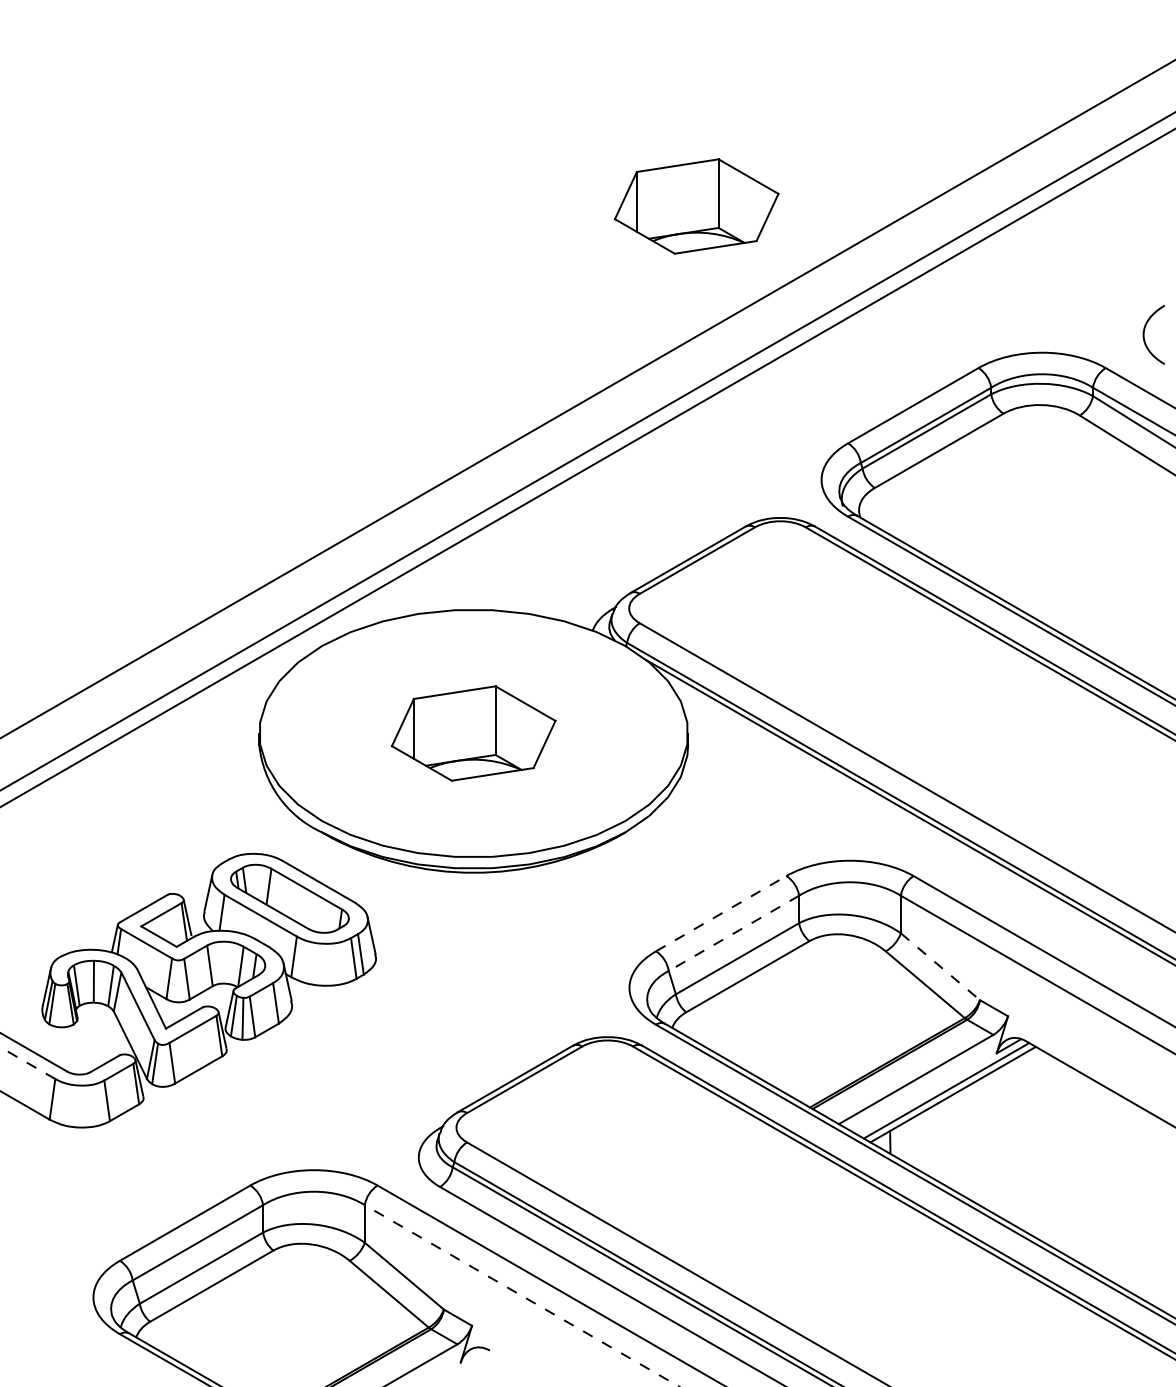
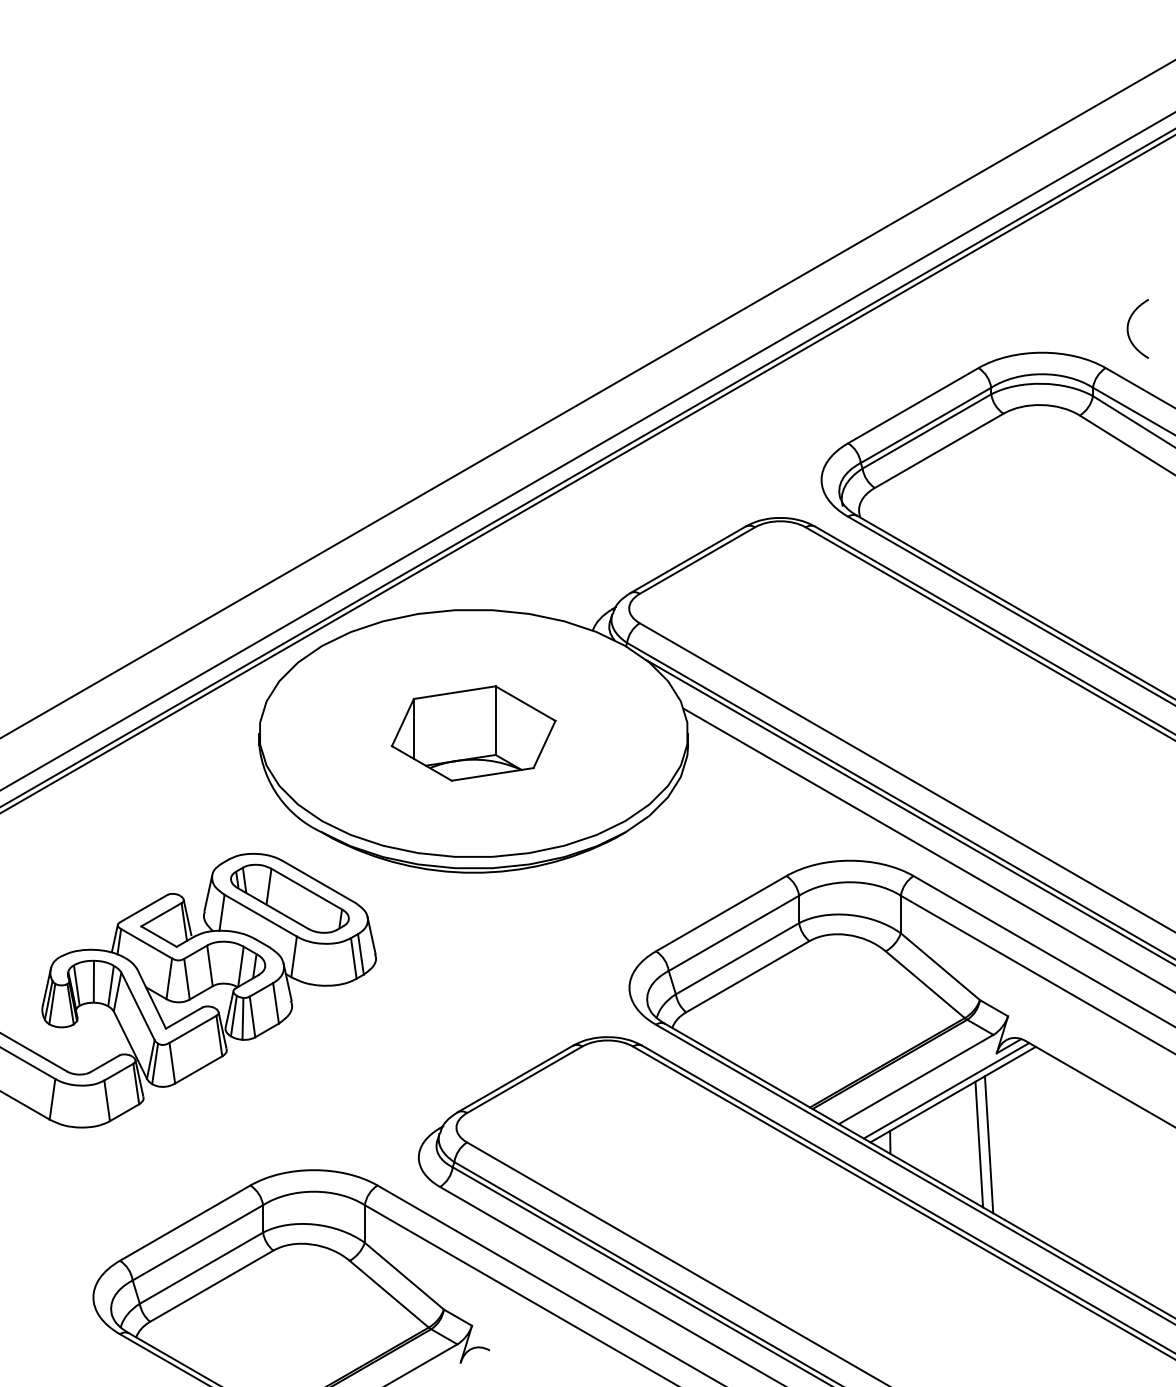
part: present -> none (696, 206)
curve position: (1144, 334) -> (1128, 328) (1128, 328)
line: none -> present (587, 474)
line: none -> present (927, 849)
line: dashed -> solid (721, 913)
line: dashed -> solid (733, 933)
line: dashed -> solid (940, 966)
line: dashed -> solid (27, 1063)
line: none -> present (979, 1144)
line: none -> present (988, 1144)
line: dashed -> solid (521, 1295)
